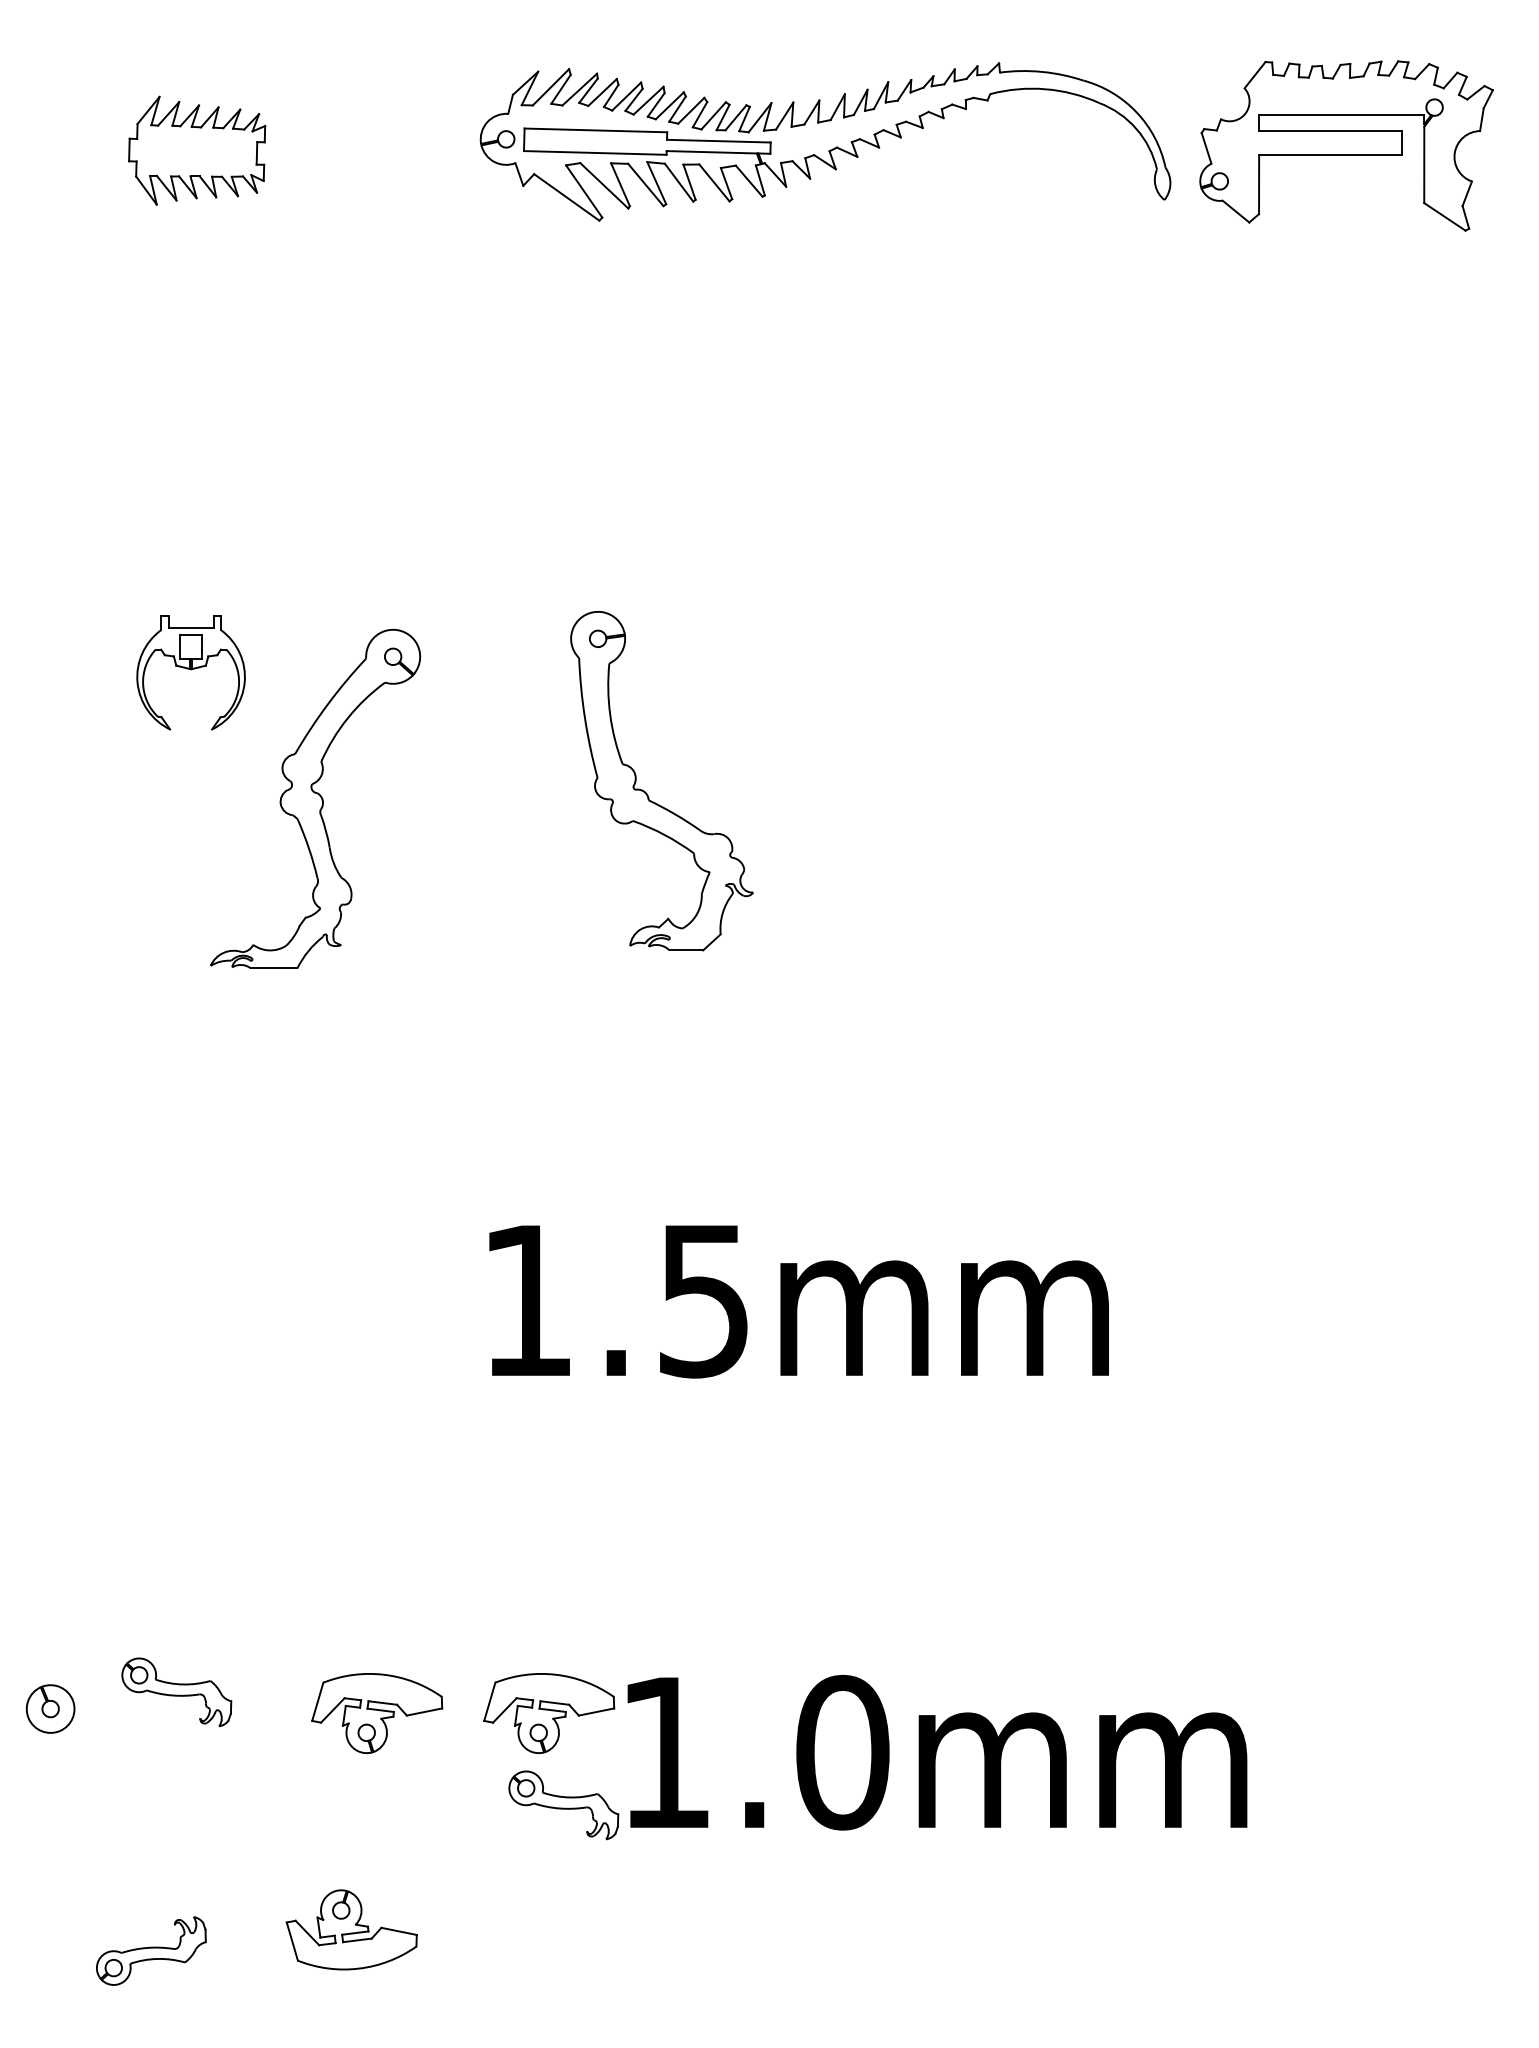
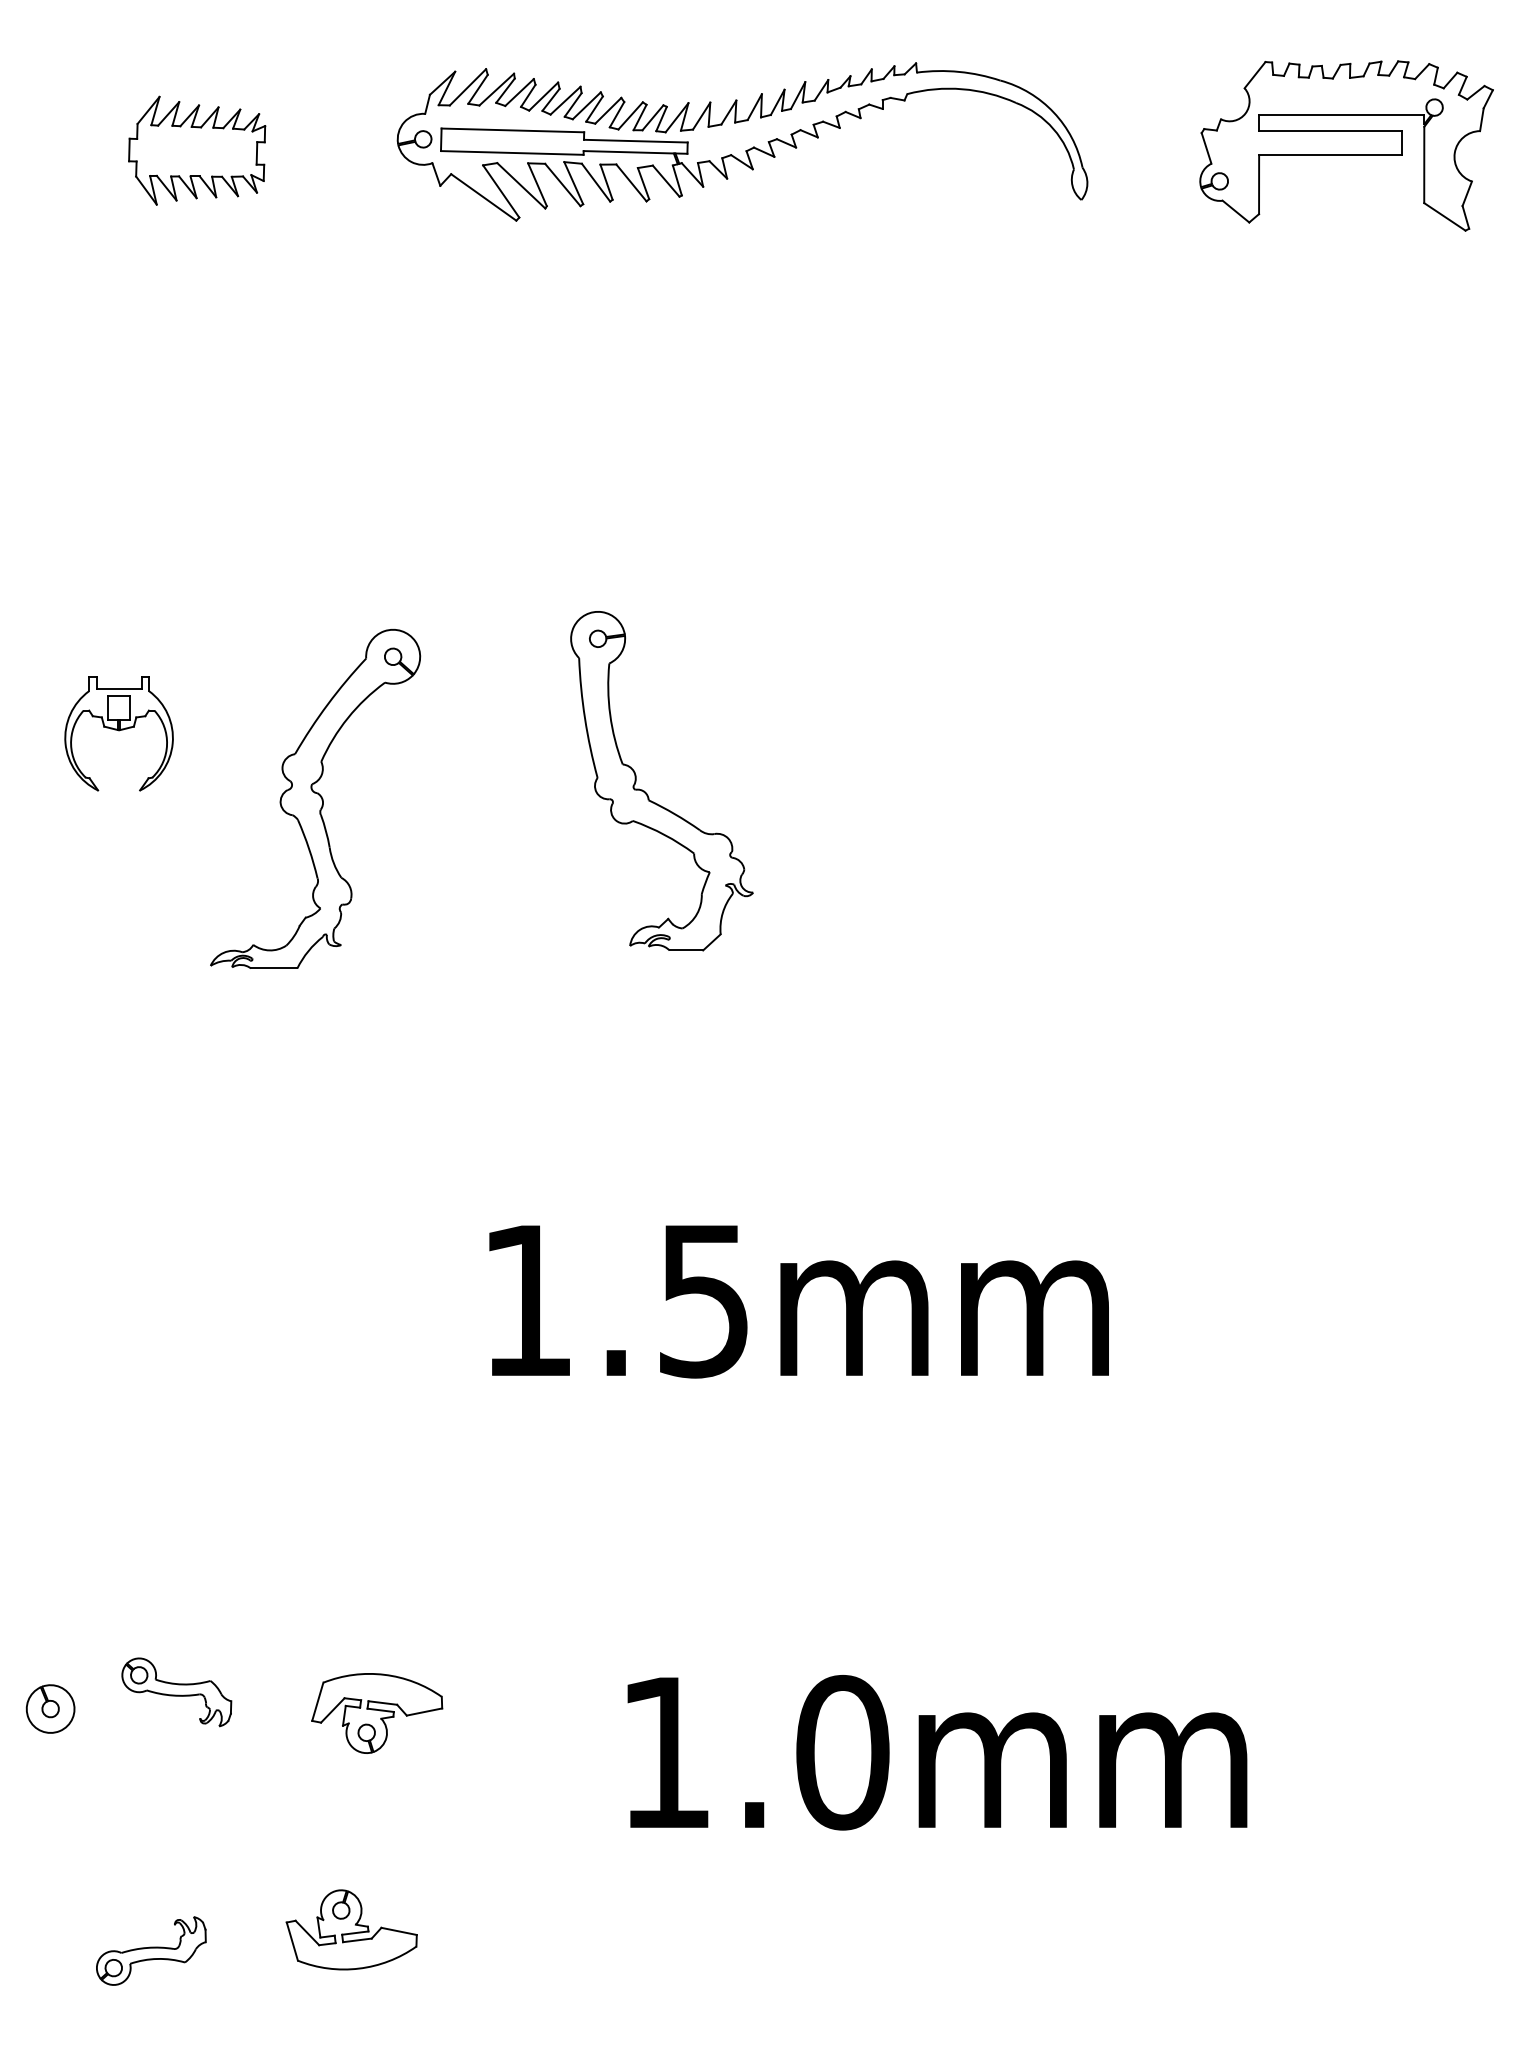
part position: (825, 141) -> (742, 141) (742, 141)
part position: (190, 672) -> (118, 733) (118, 733)
part: present -> none (549, 1713)
part: present -> none (563, 1805)
